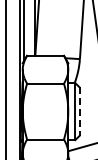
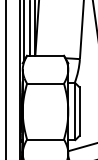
line: none -> present (30, 28)
line: dashed -> solid (79, 112)
